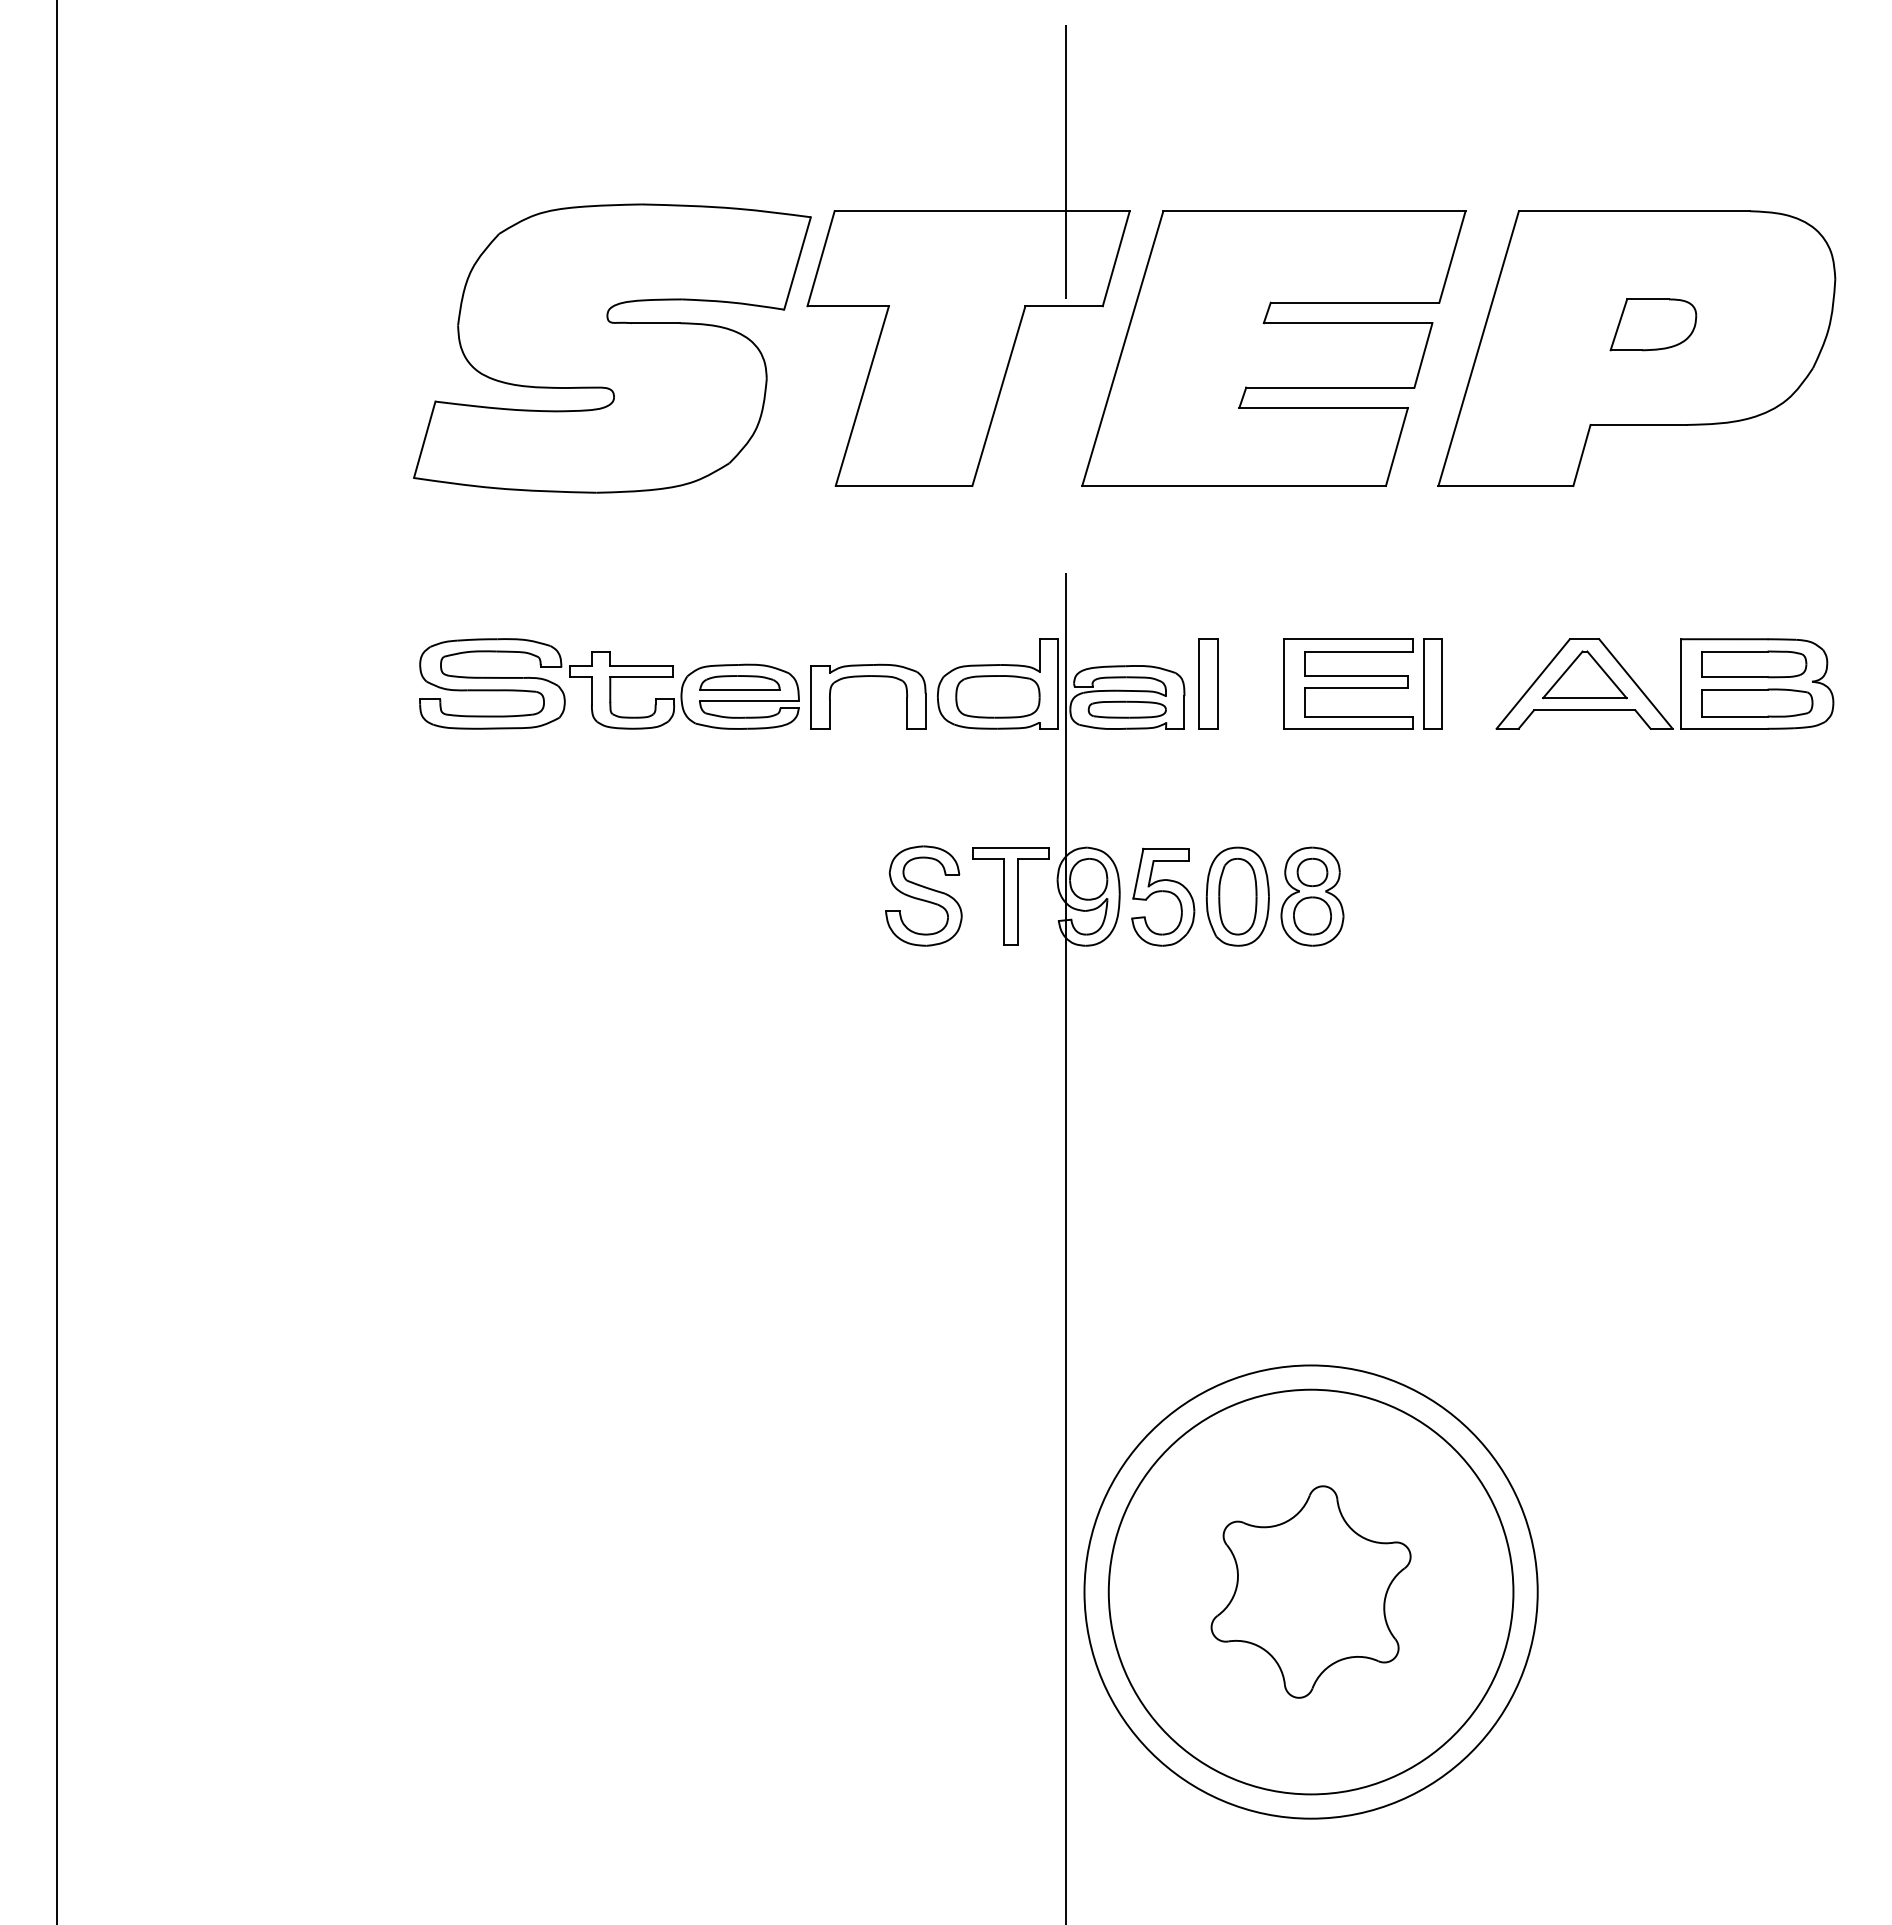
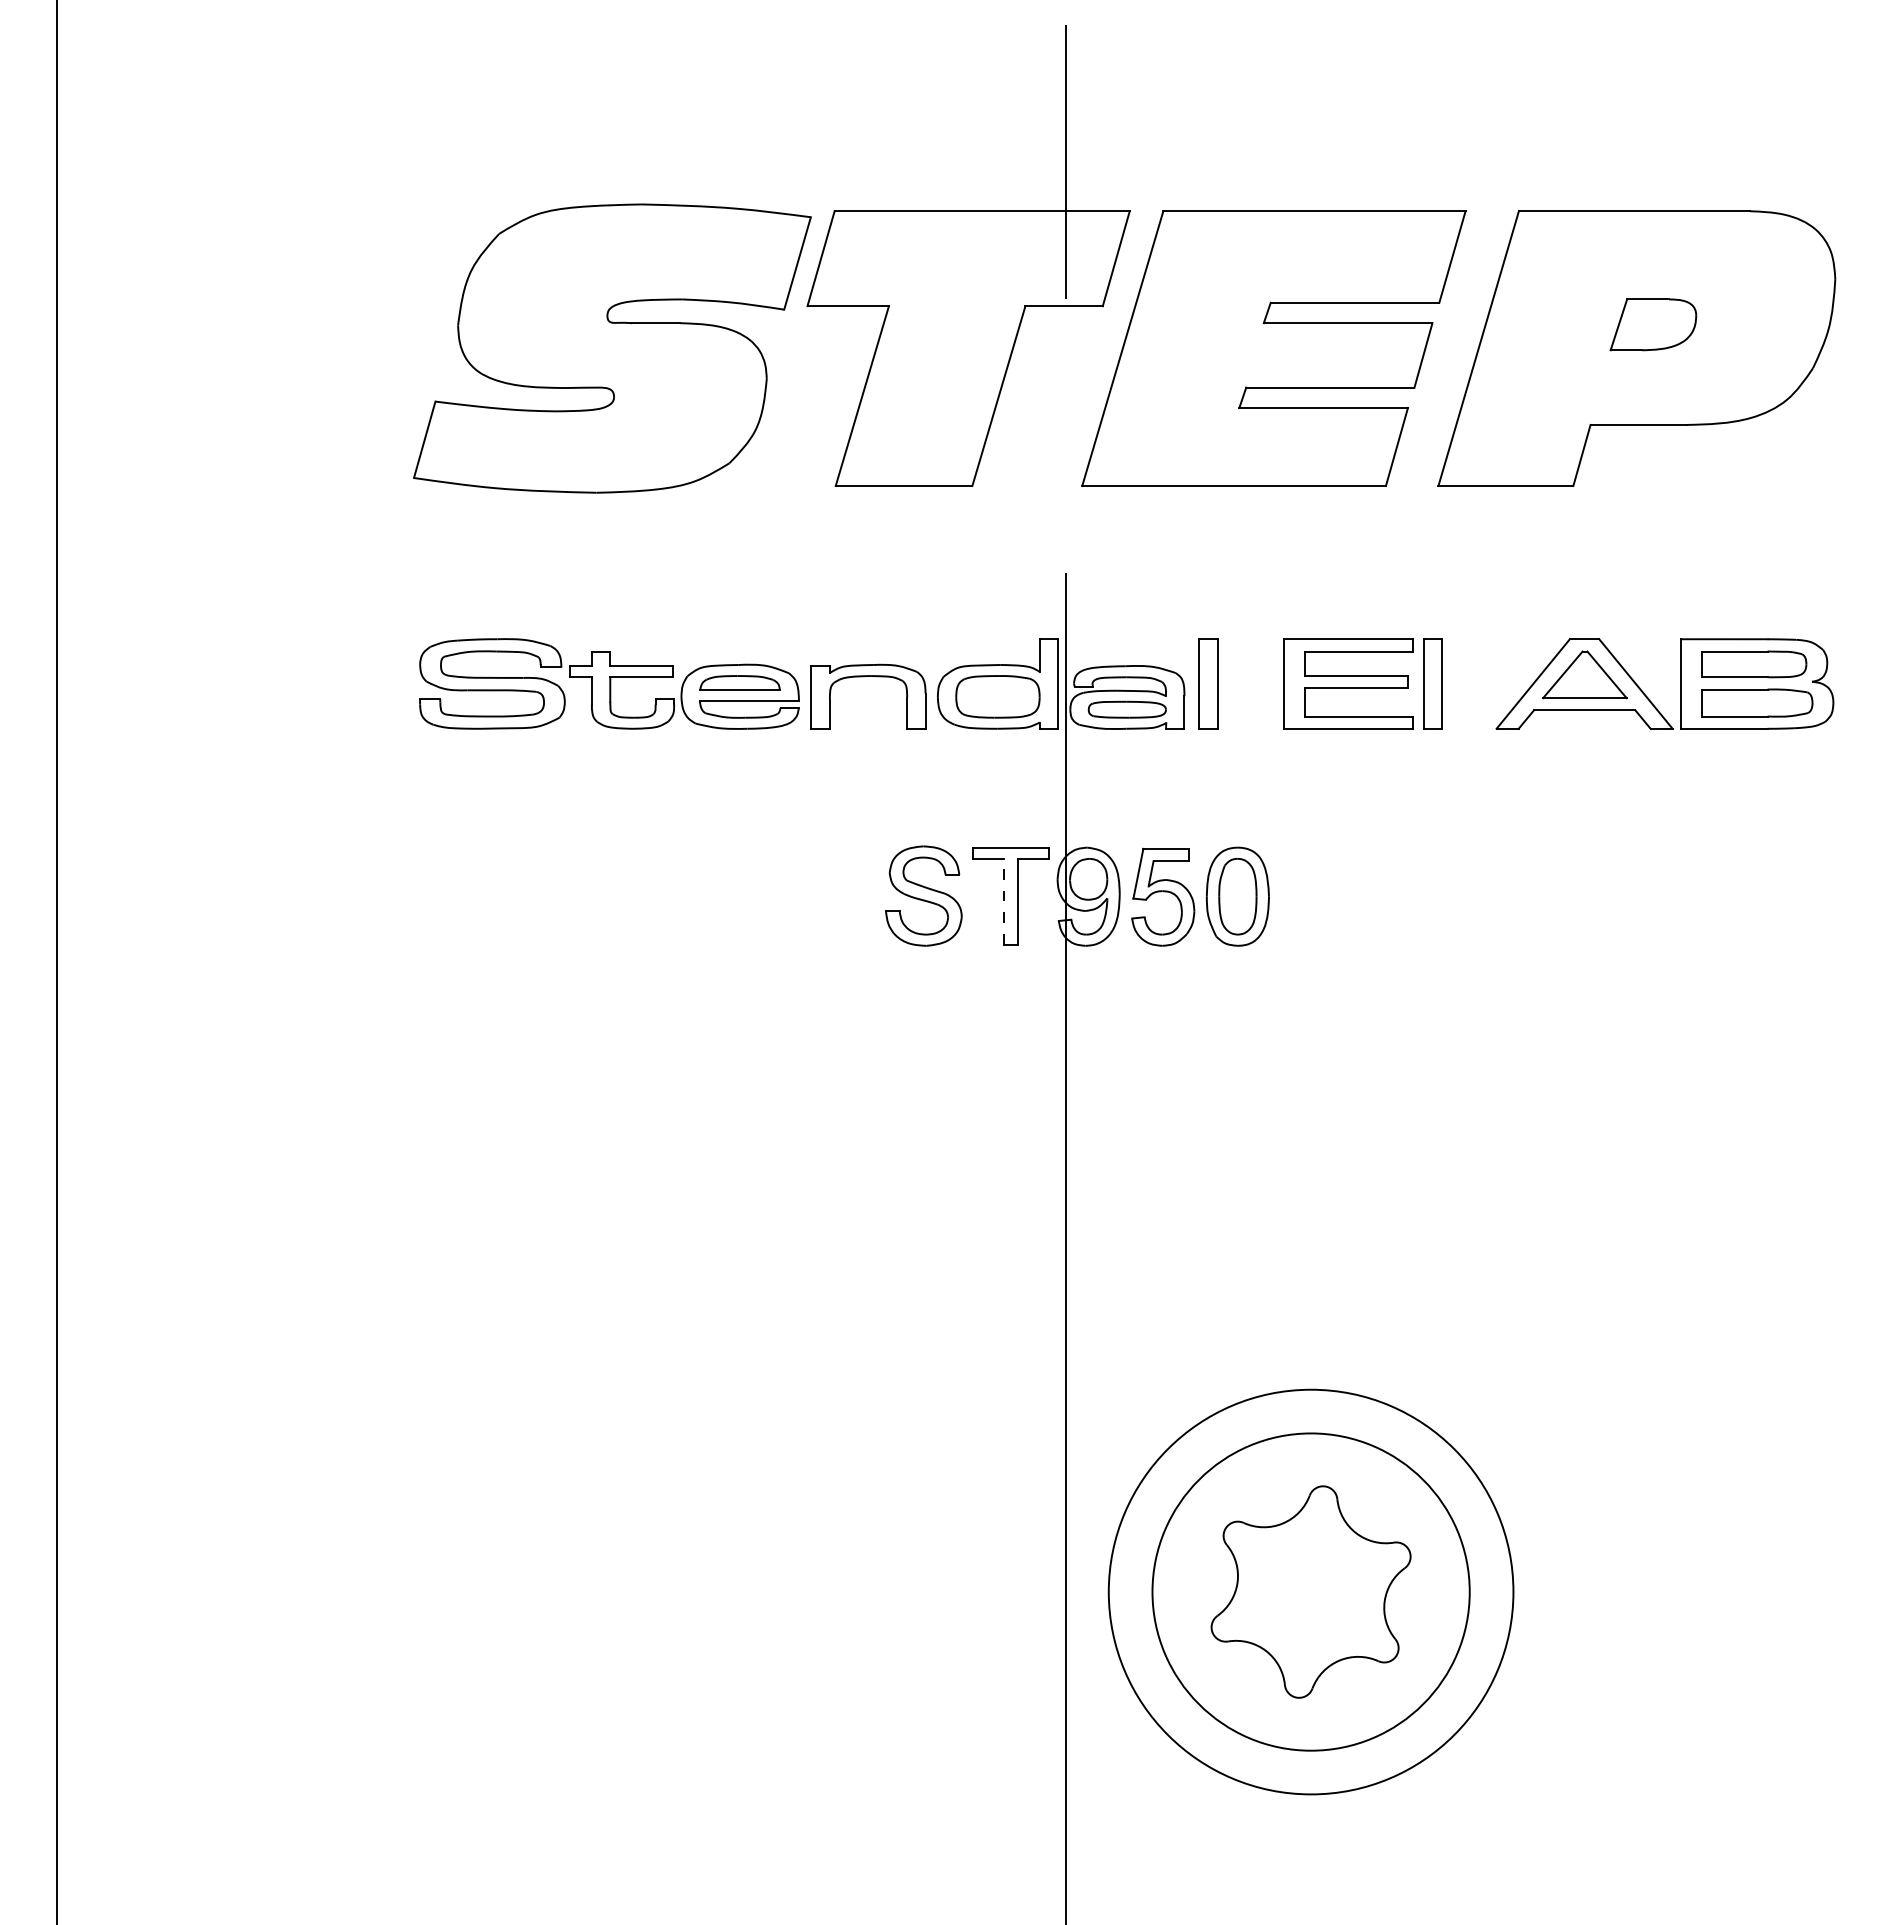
part: present -> none (1312, 896)
line: solid -> dashed (1004, 901)
circle diameter: 453 px -> 317 px (1310, 1591)
